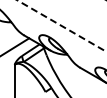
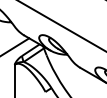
line: dashed -> solid (61, 25)
